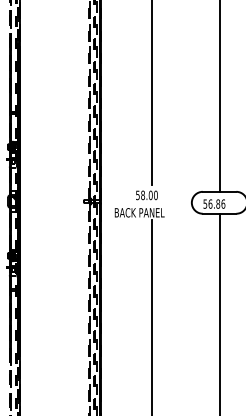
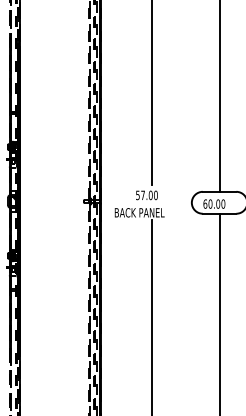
text: 58.00 -> 57.00 (142, 195)
text: 56.86 -> 60.00 (214, 203)
